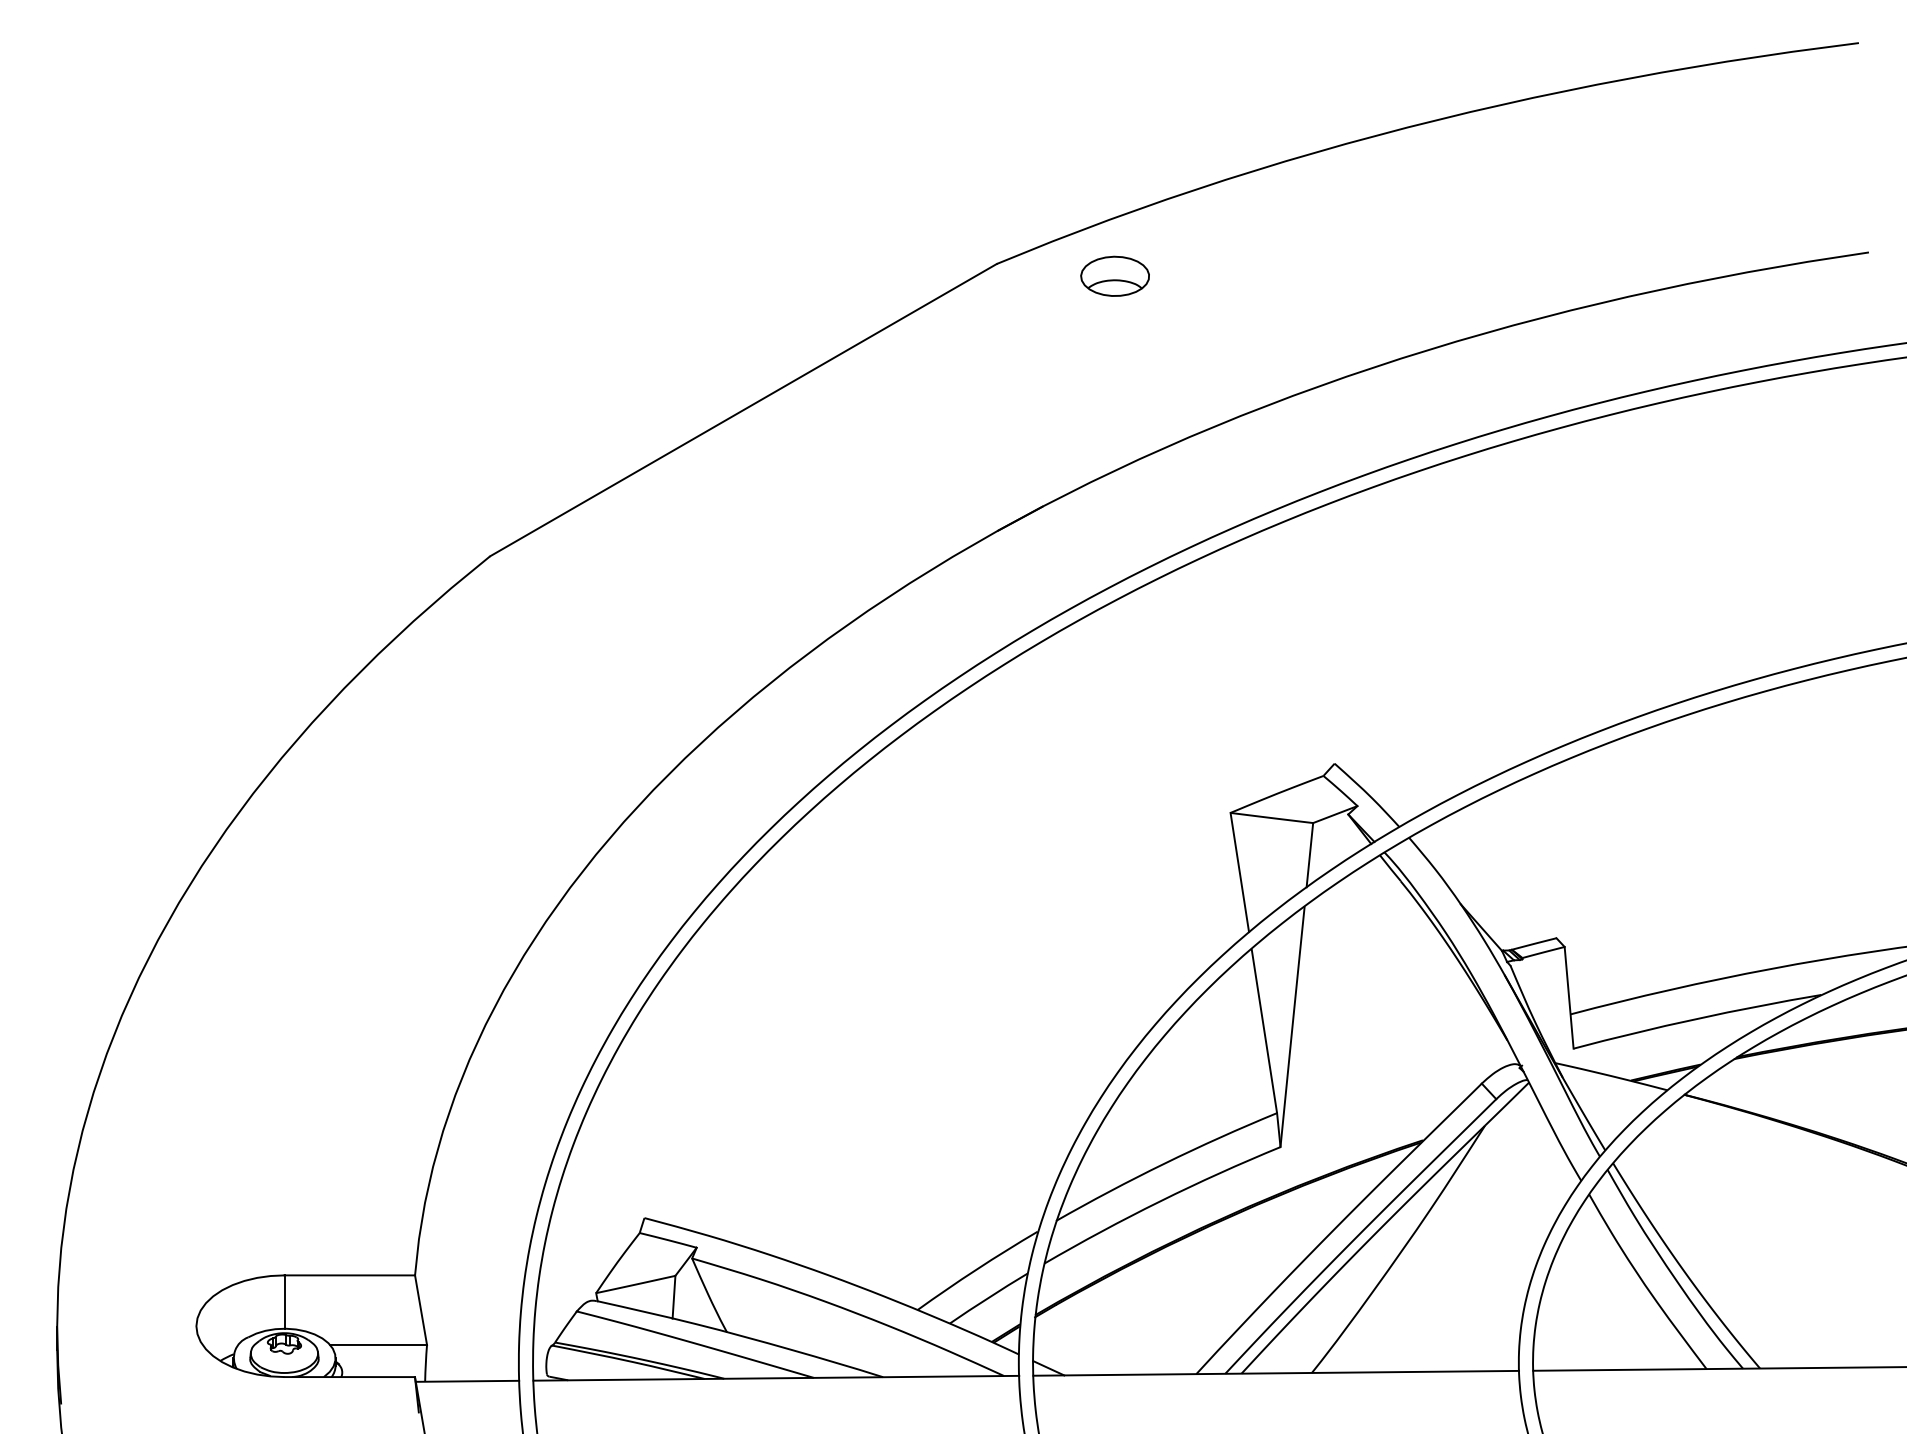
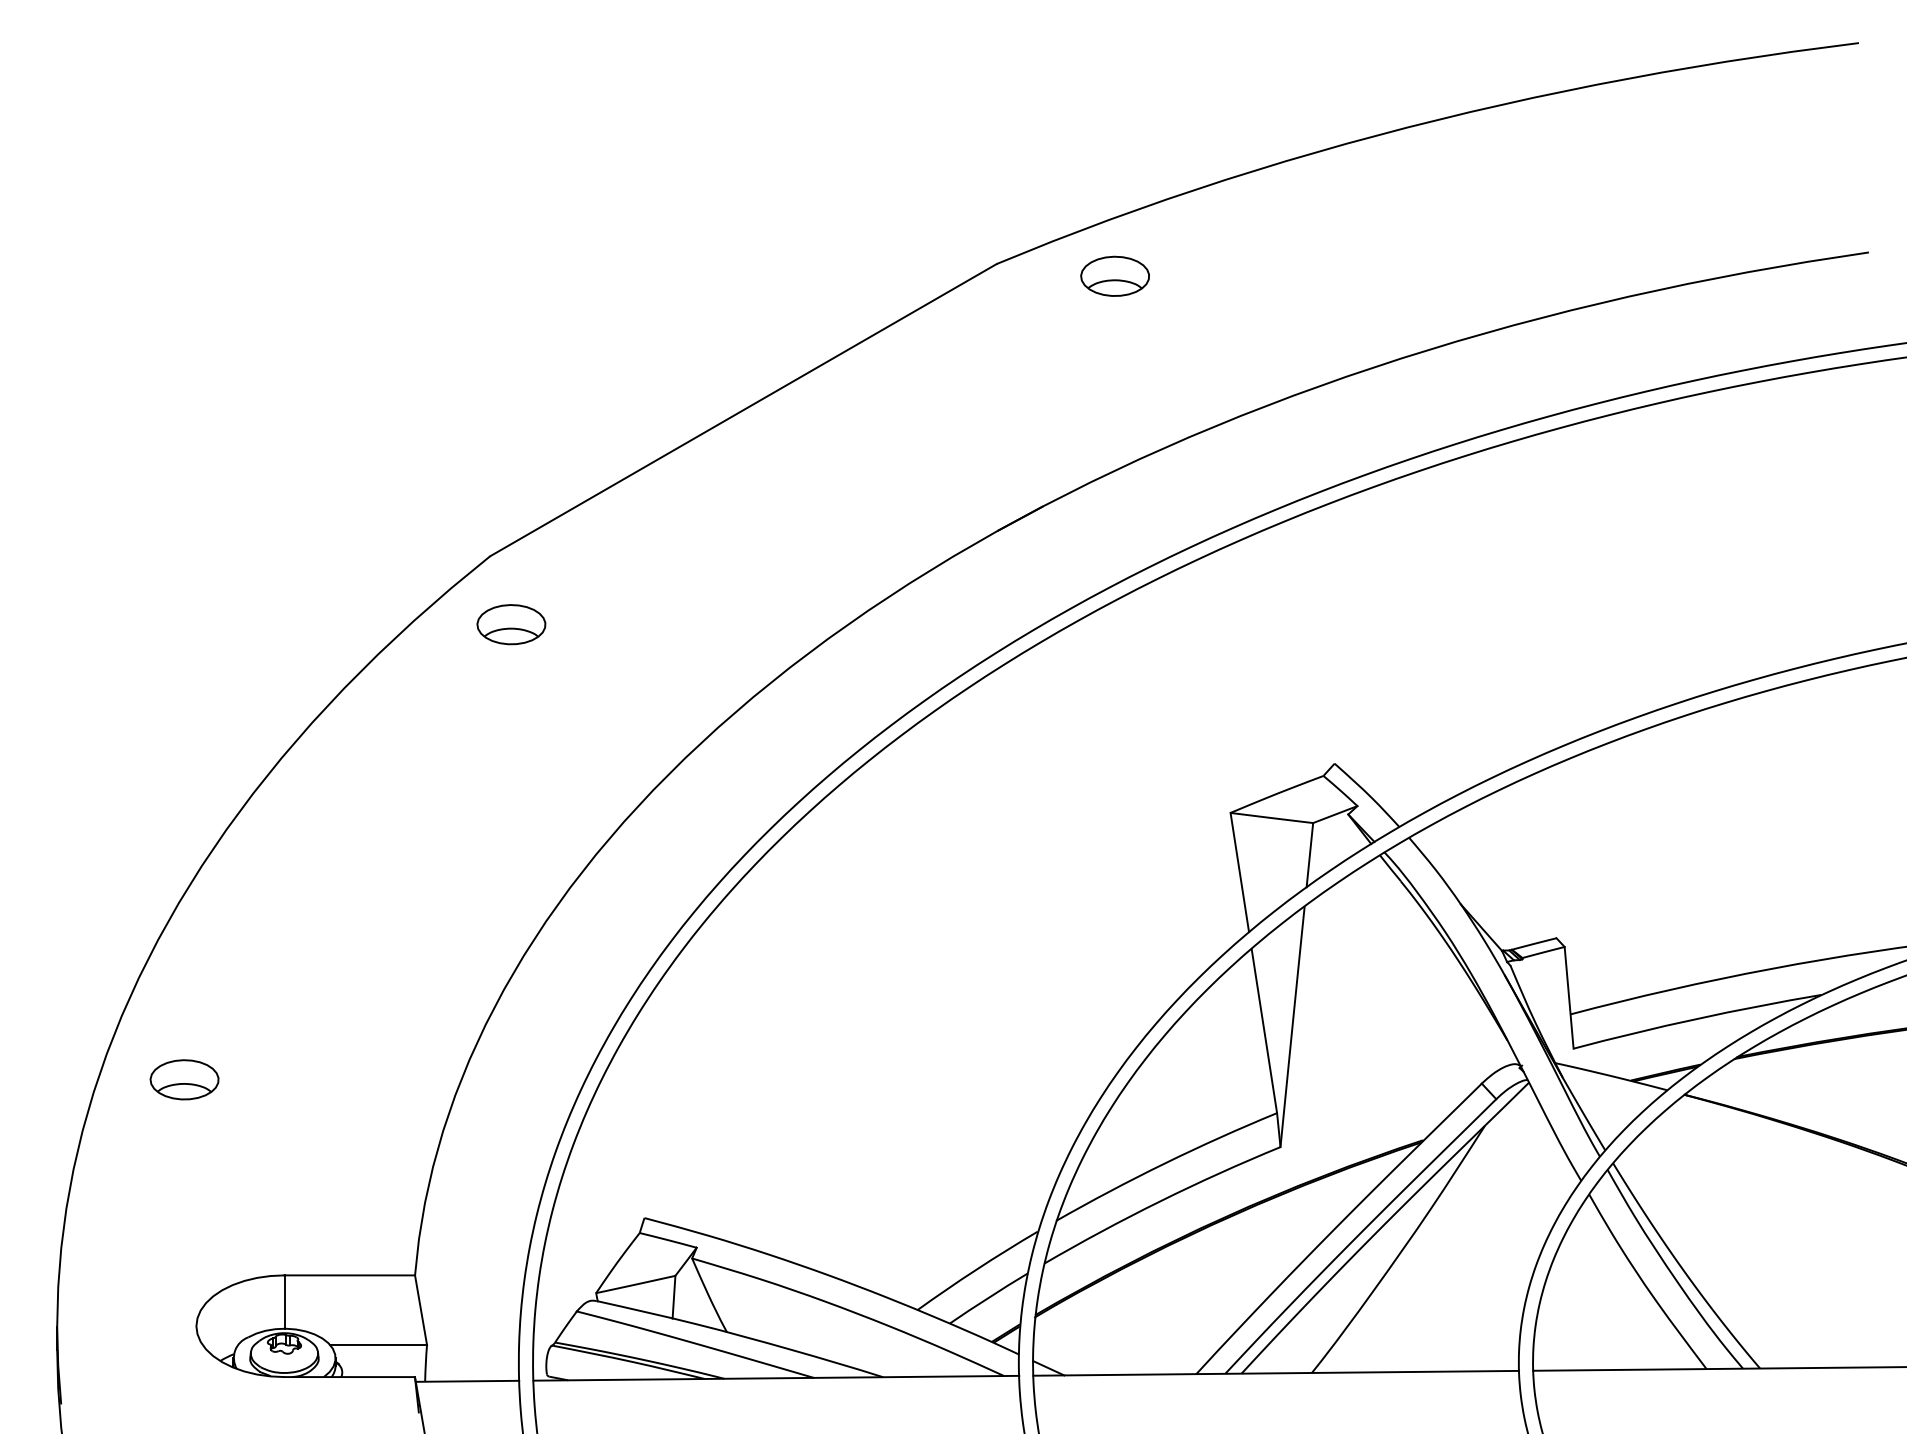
part: none -> present (511, 624)
part: none -> present (184, 1079)
